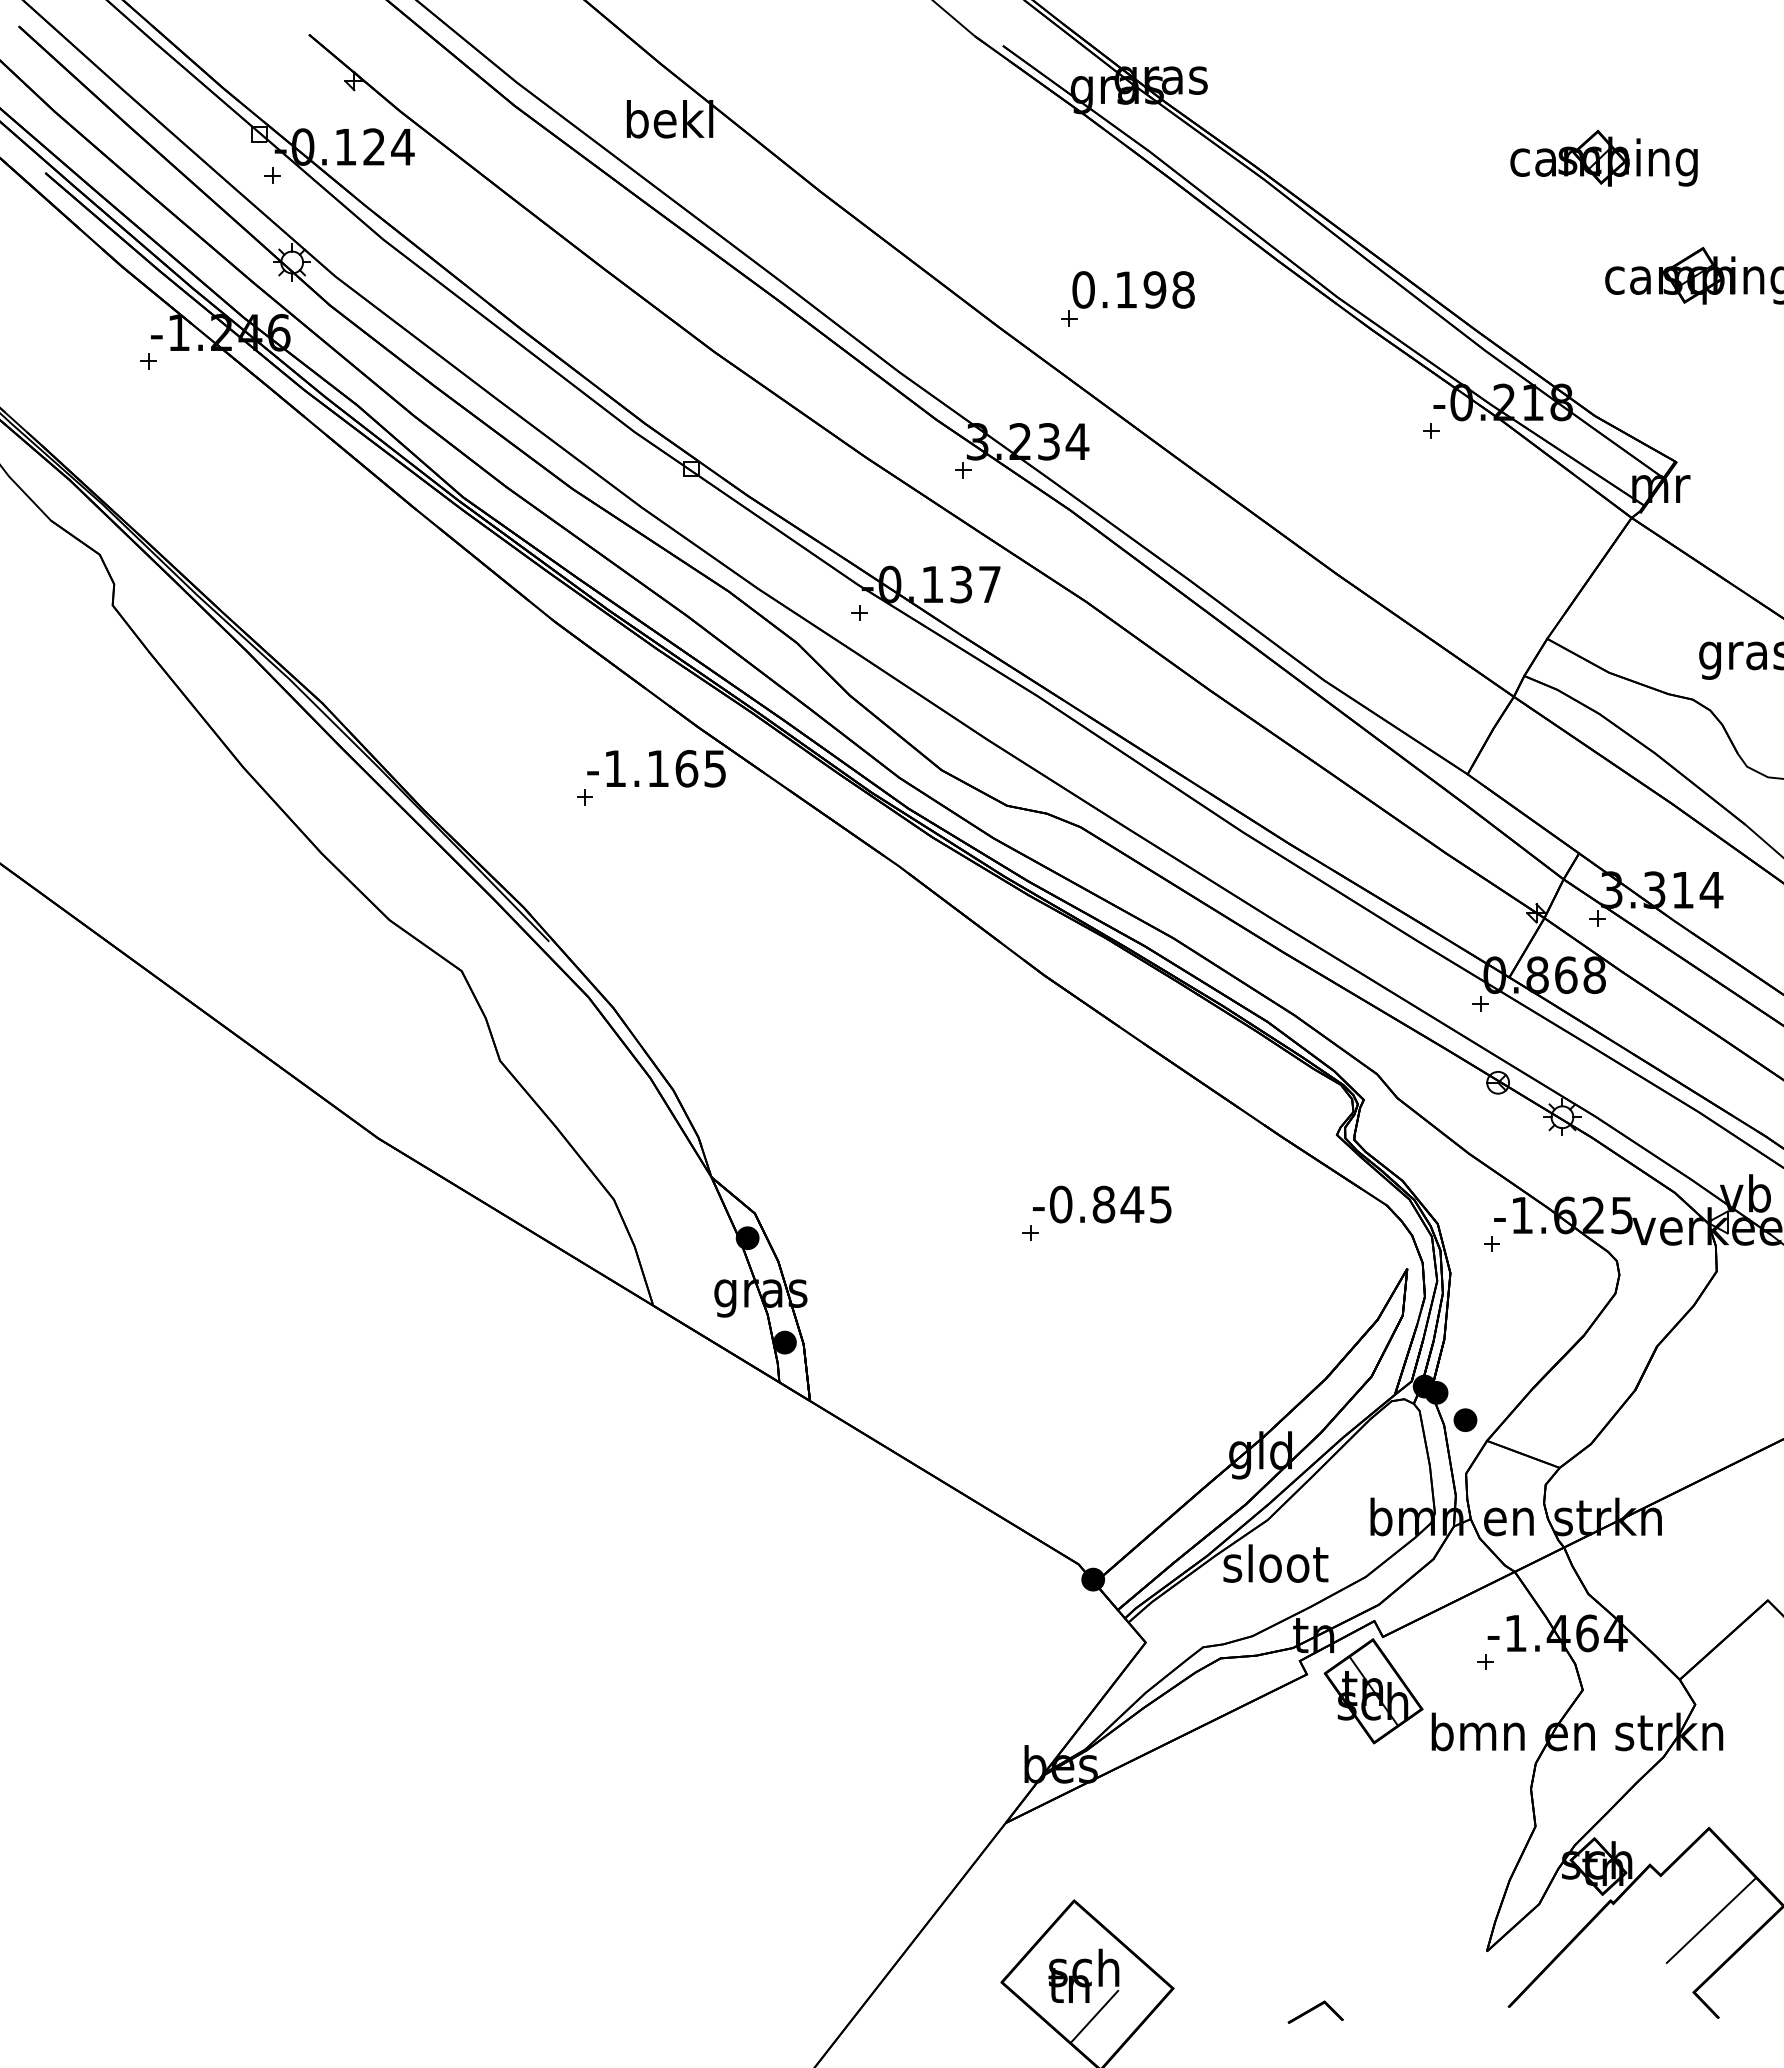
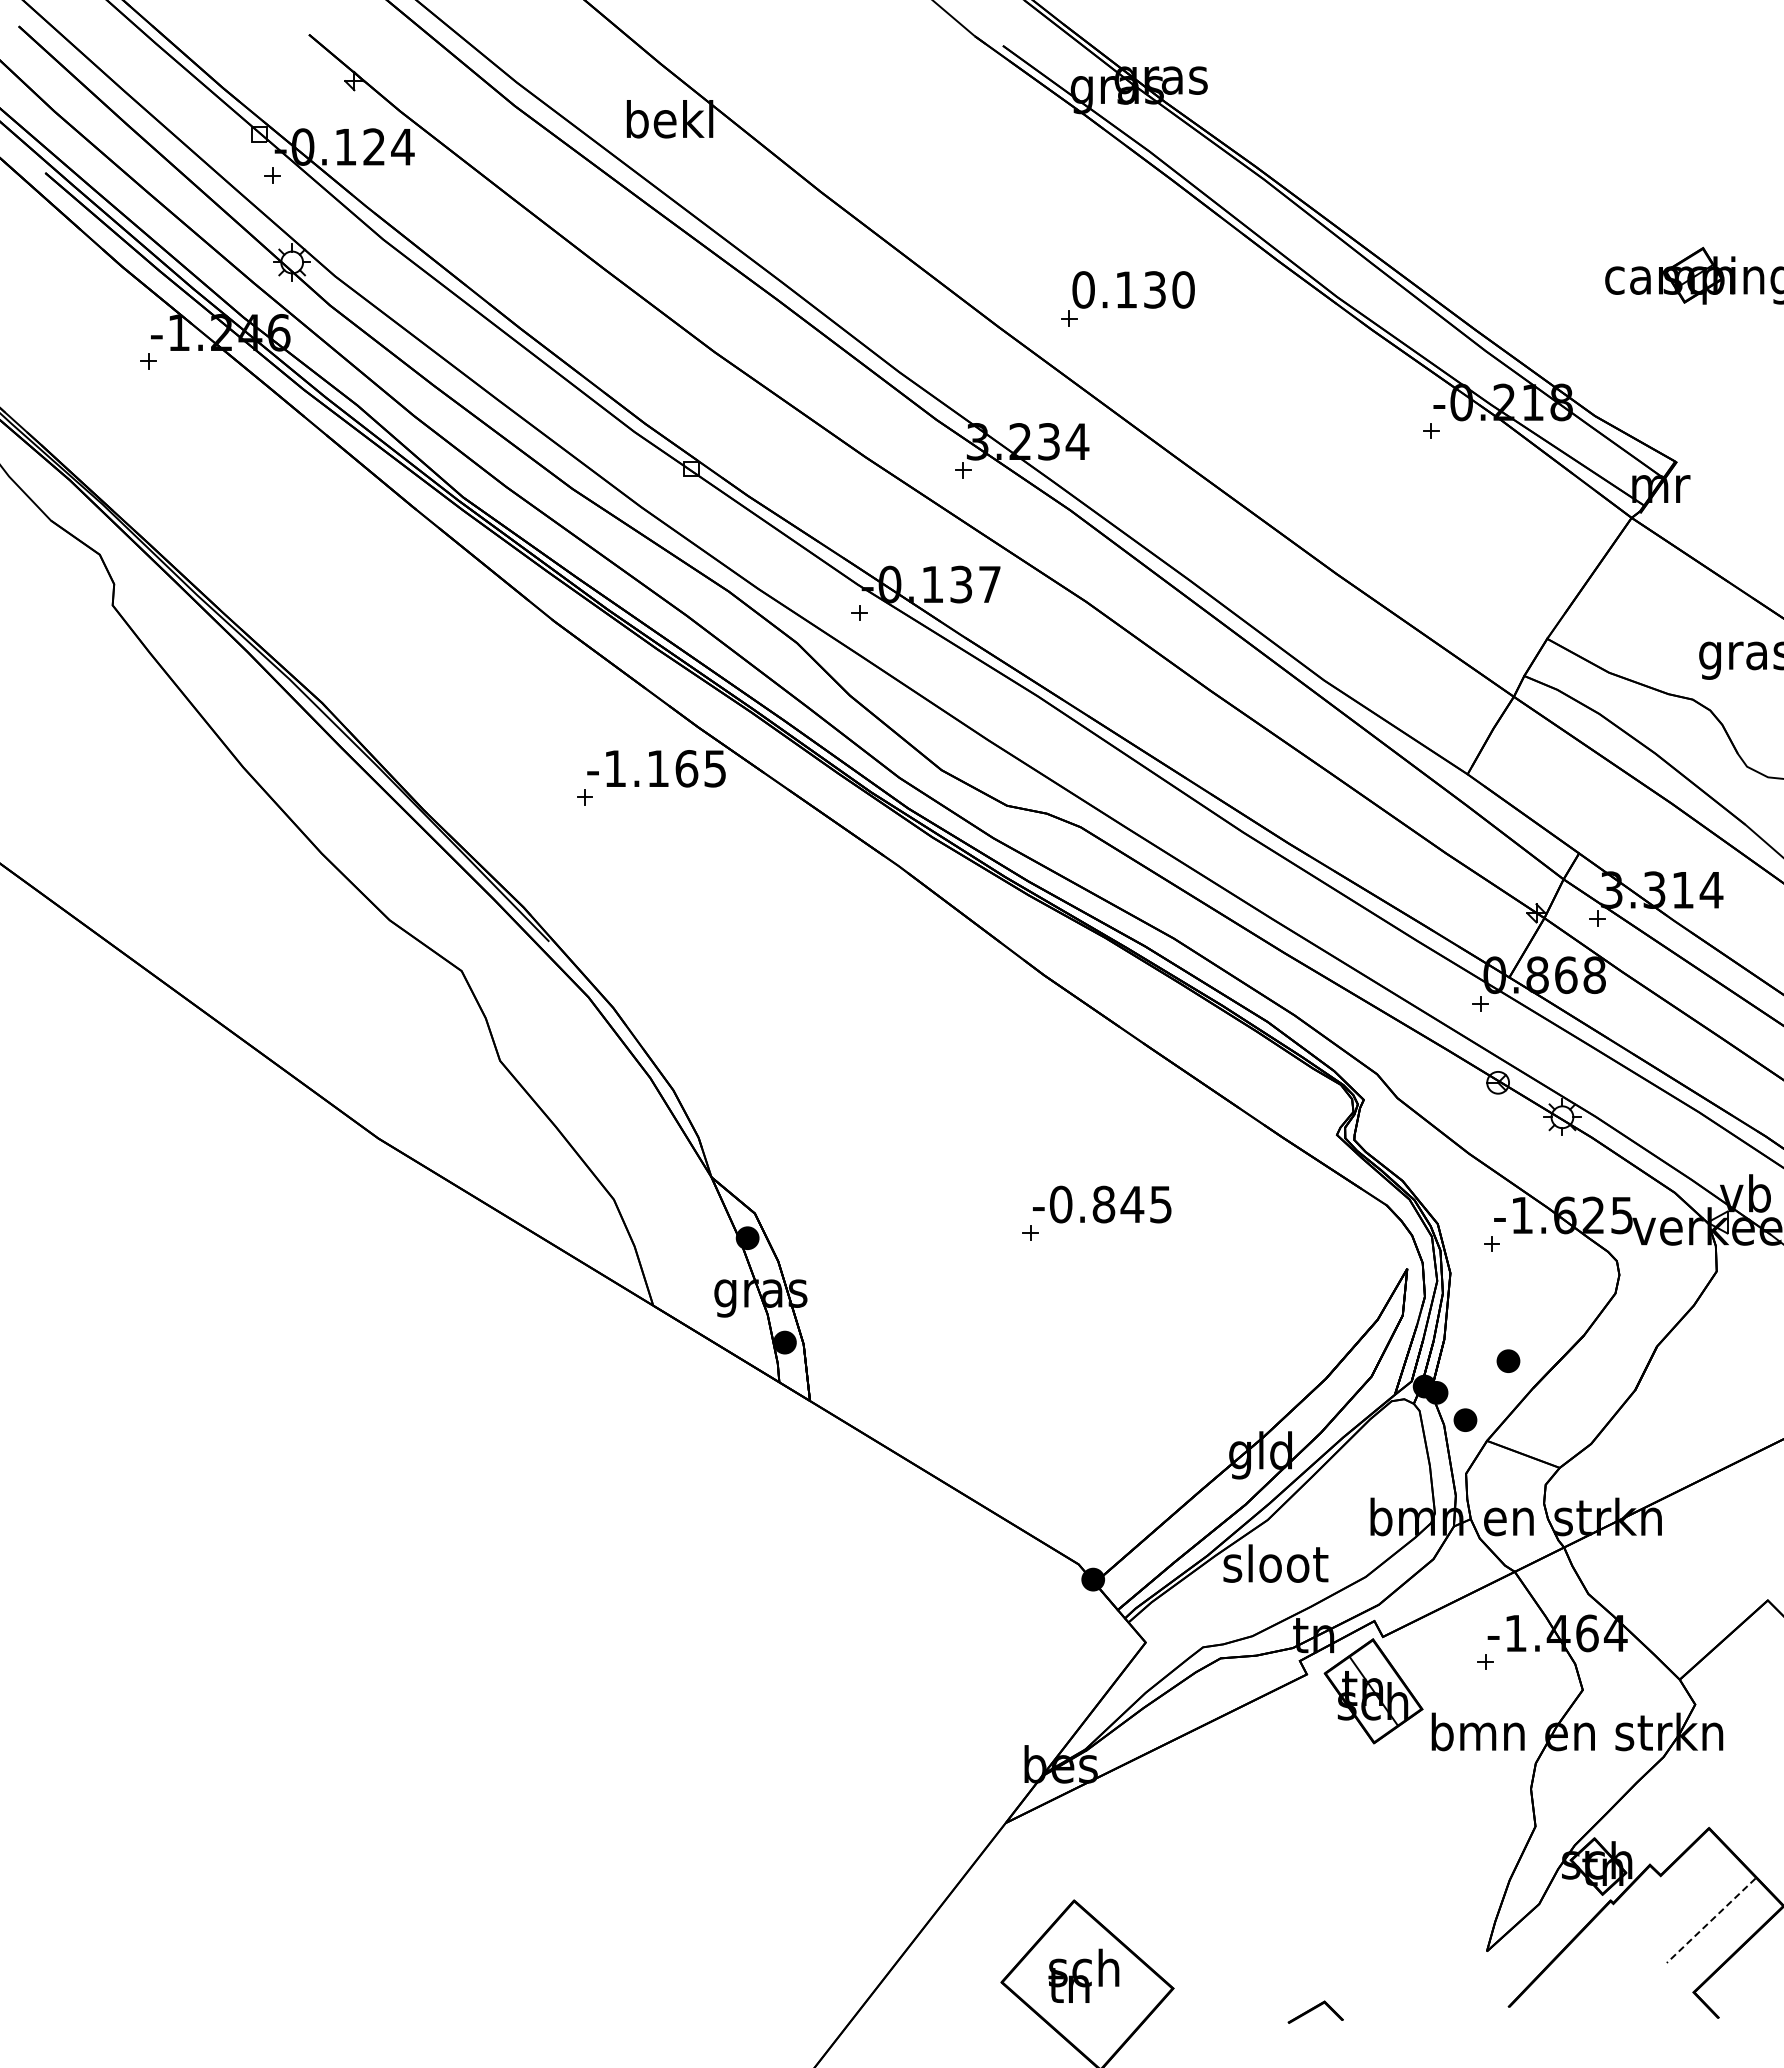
part: present -> none (1603, 157)
text: 0.198 -> 0.130 (1168, 289)
part: none -> present (1508, 1360)
line: solid -> dashed (1710, 1921)
line: present -> none (1094, 2016)
